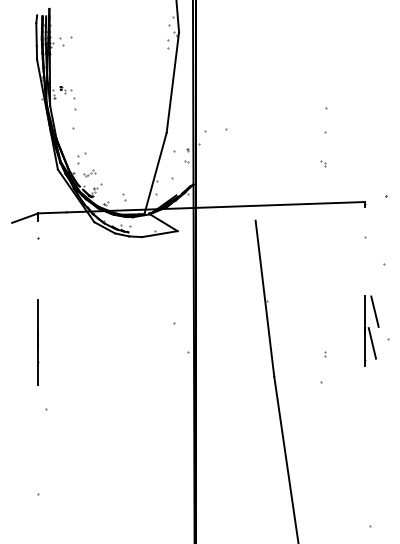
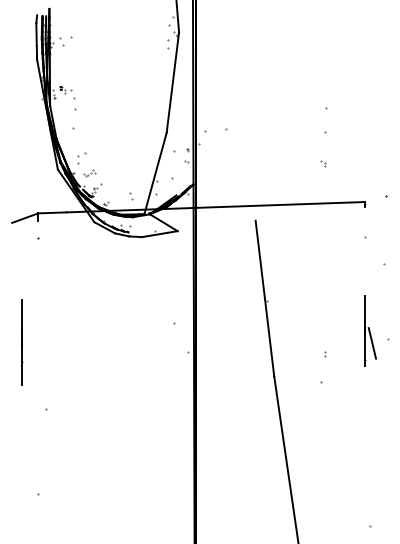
part position: (124, 197) -> (131, 196) (131, 196)
line: present -> none (374, 311)
line position: (38, 342) -> (22, 342) (22, 342)
